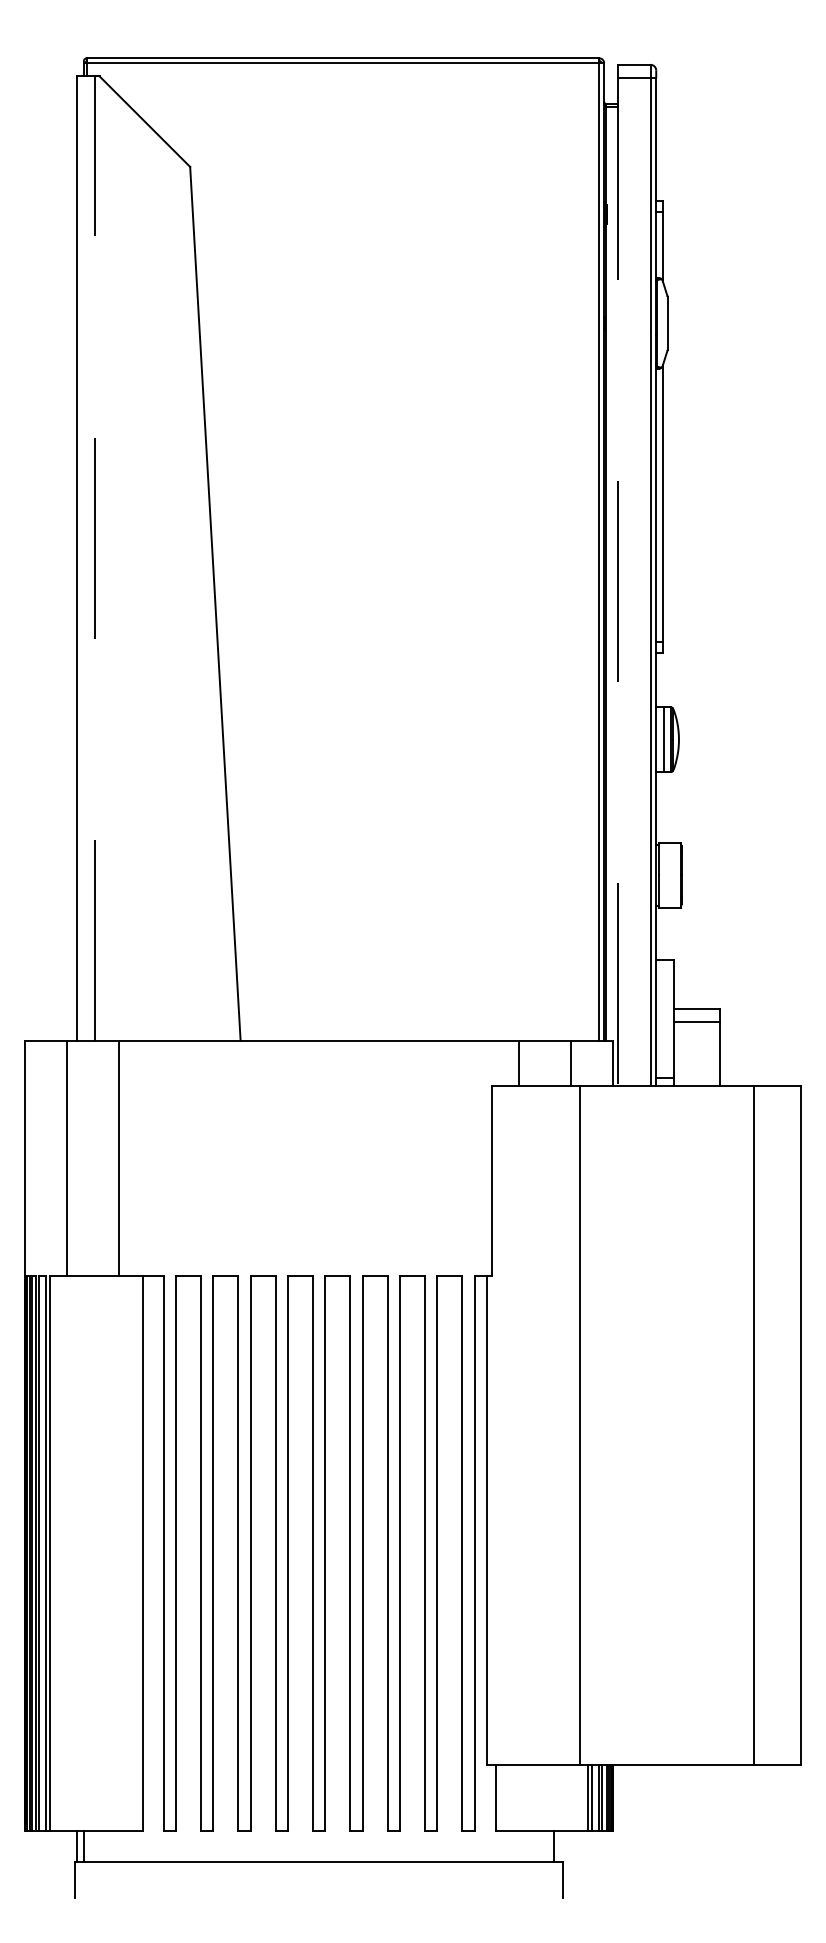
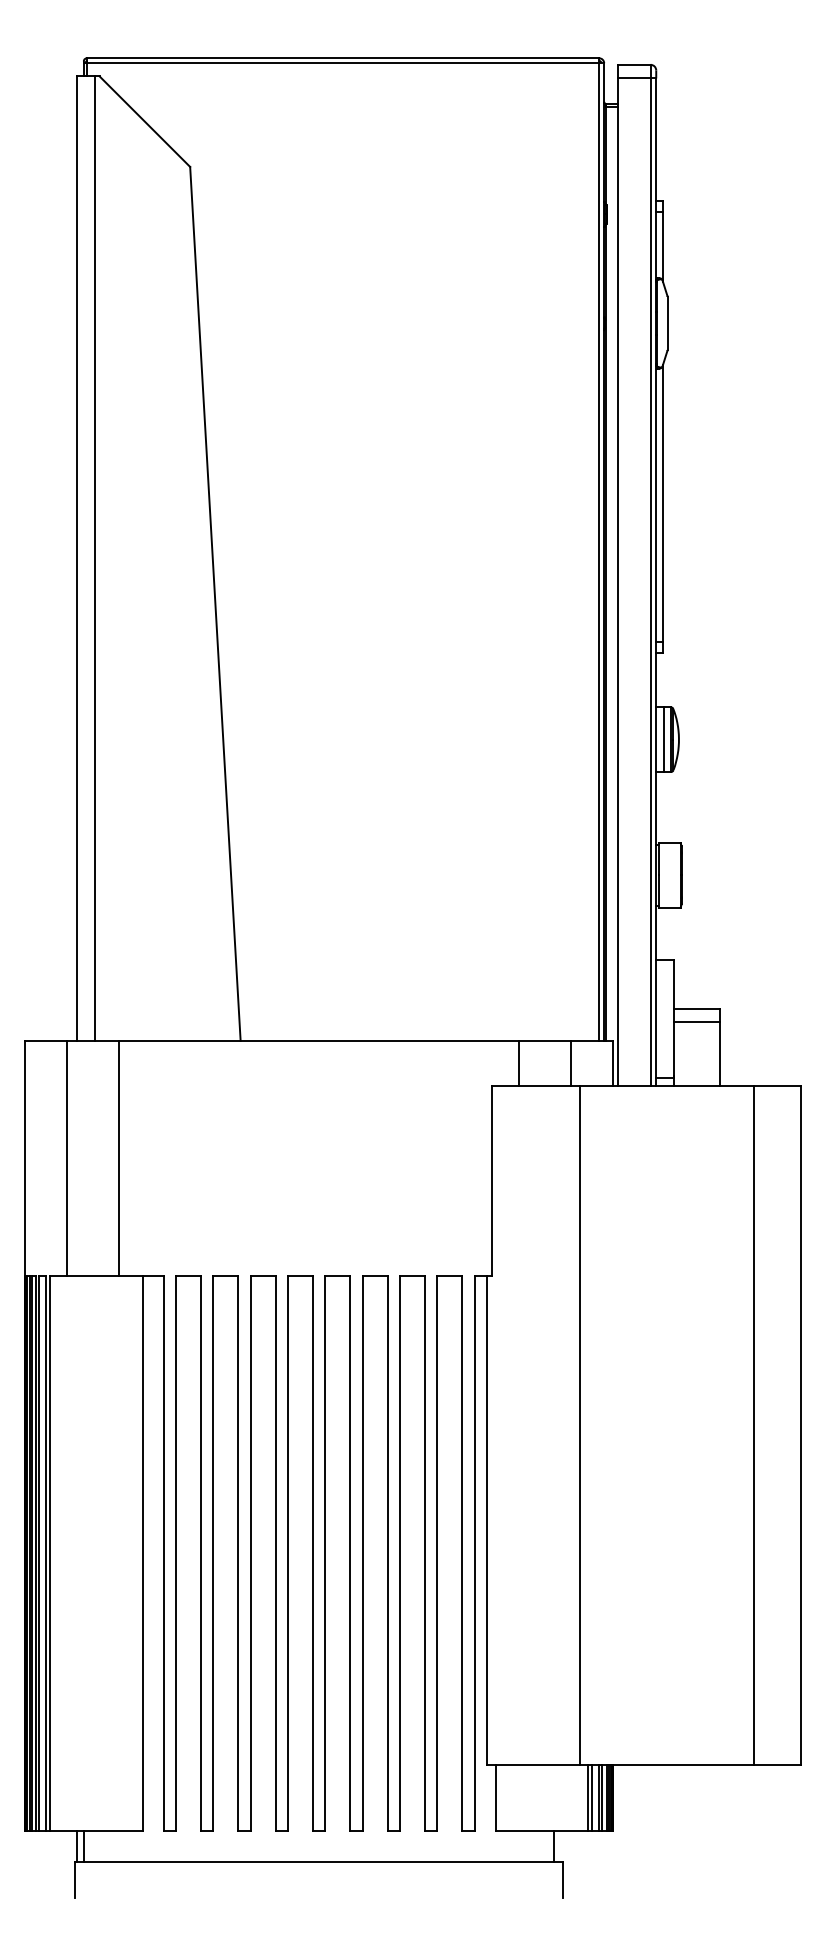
line: dashed -> solid (95, 558)
line: dashed -> solid (617, 582)
